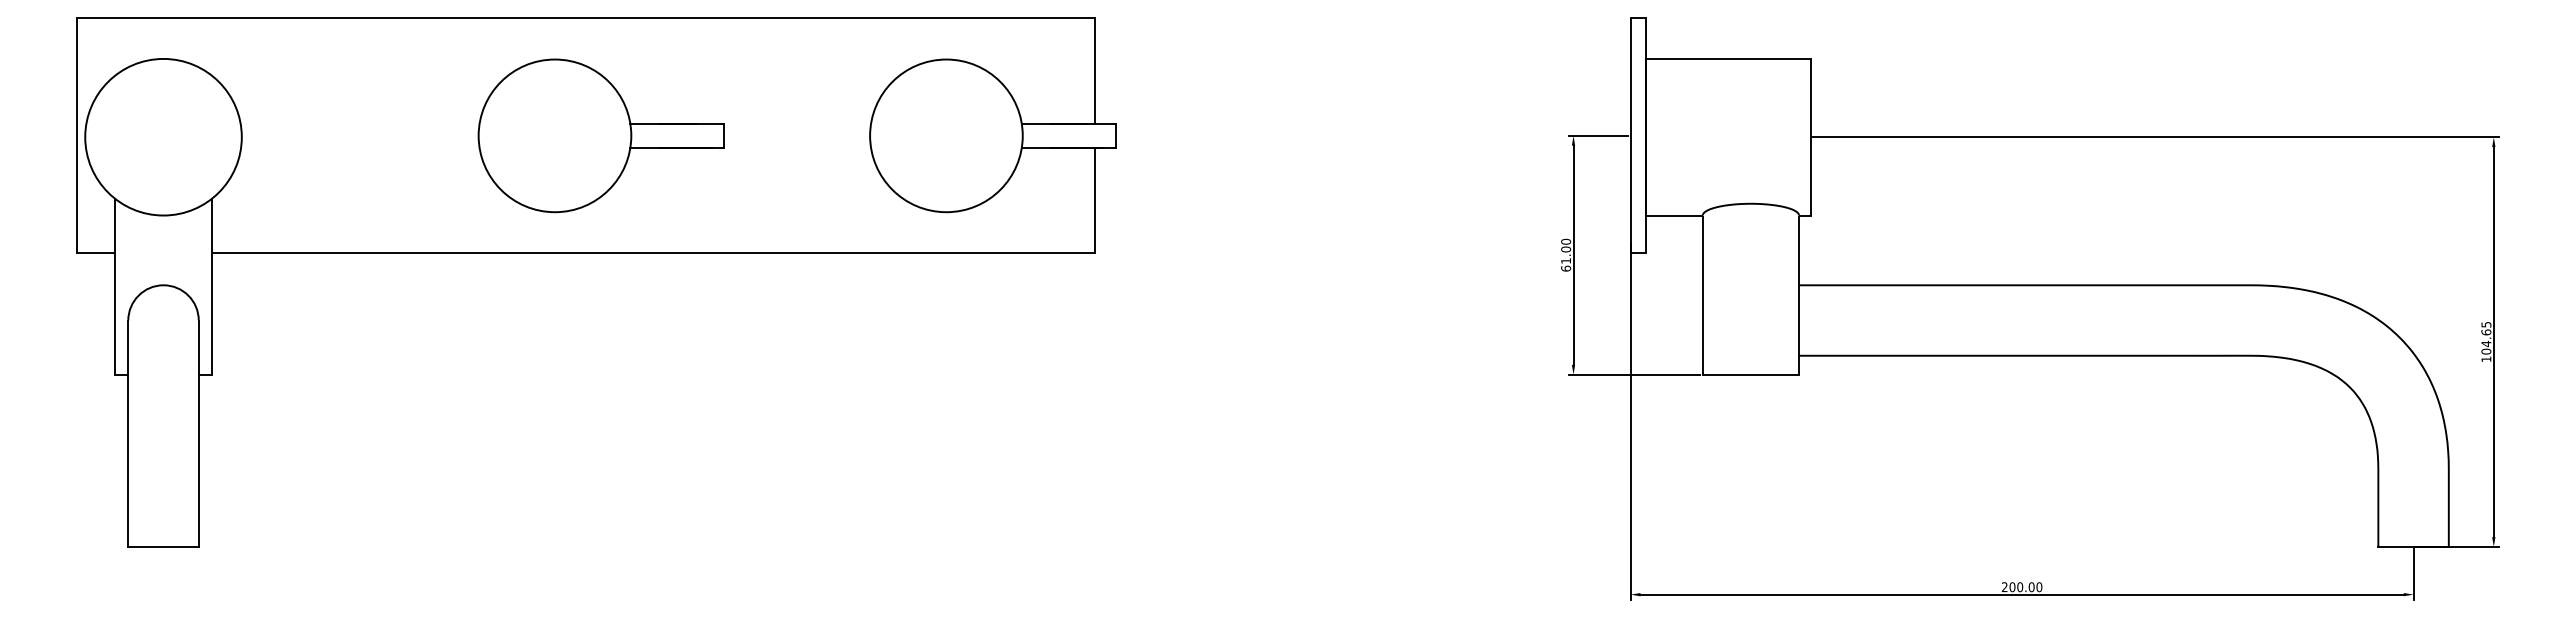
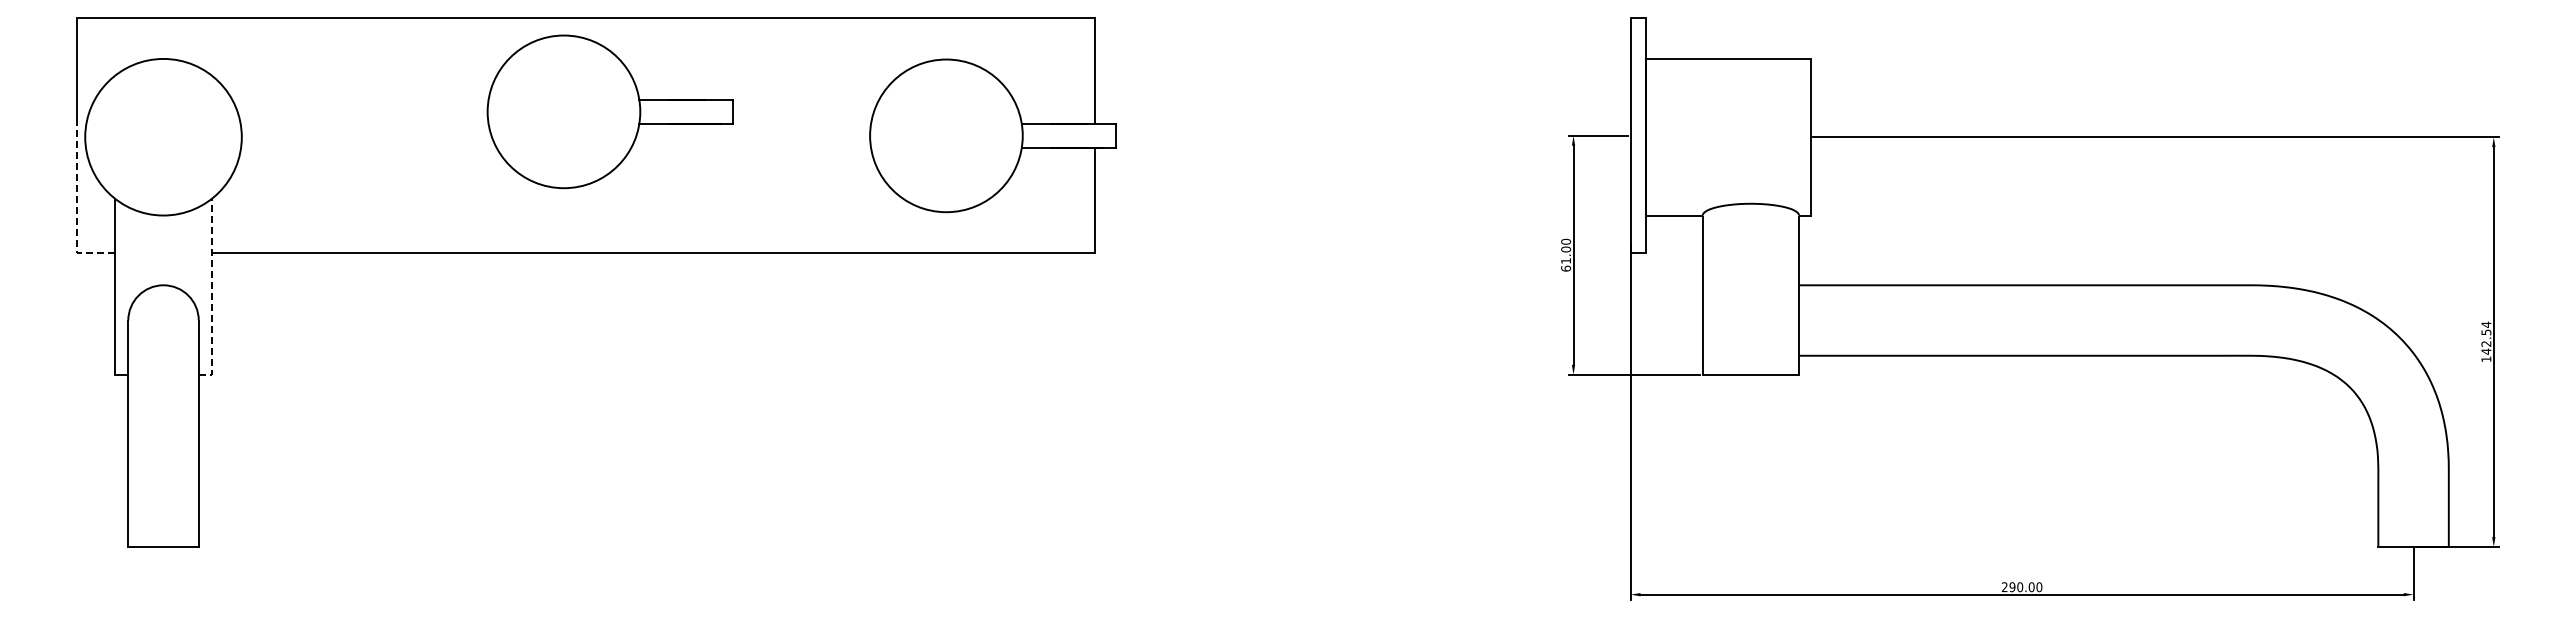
part position: (600, 135) -> (609, 111) (609, 111)
line: solid -> dashed (77, 208)
line: solid -> dashed (211, 293)
text: 104.65 -> 142.54 (2486, 337)
text: 200.00 -> 290.00 (2012, 587)
